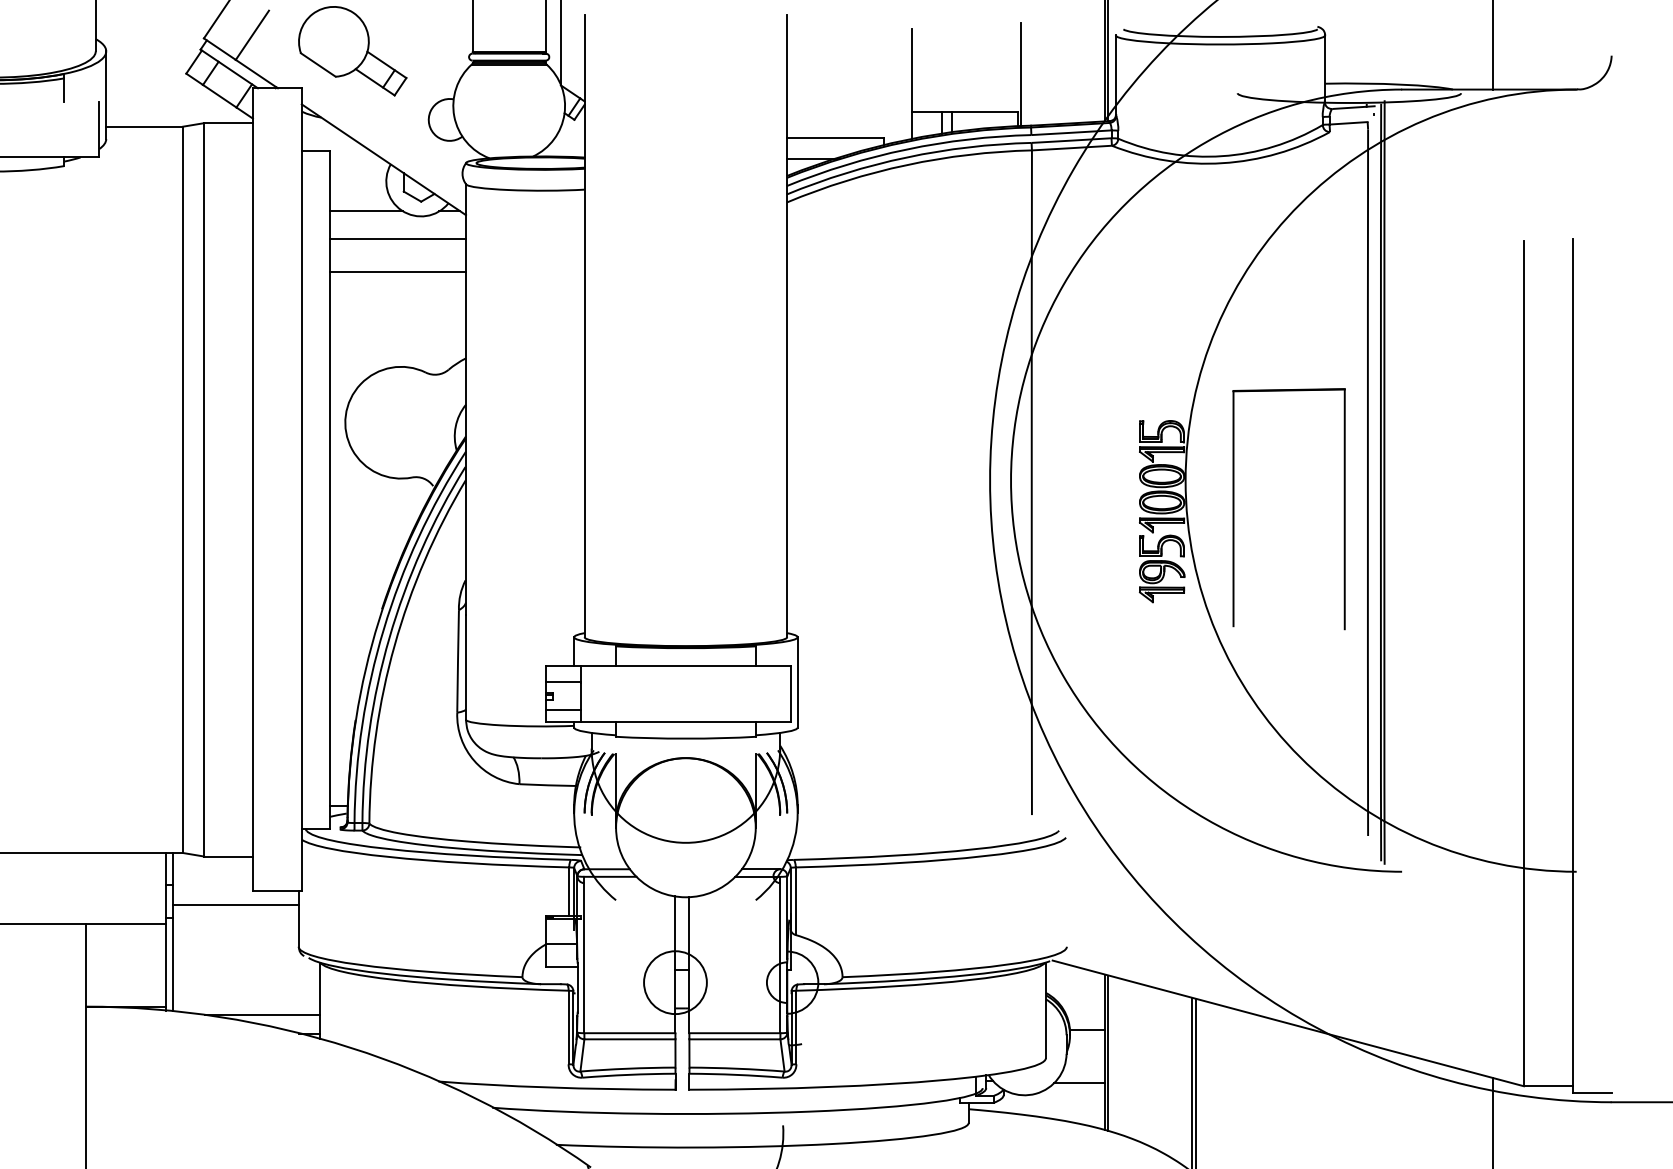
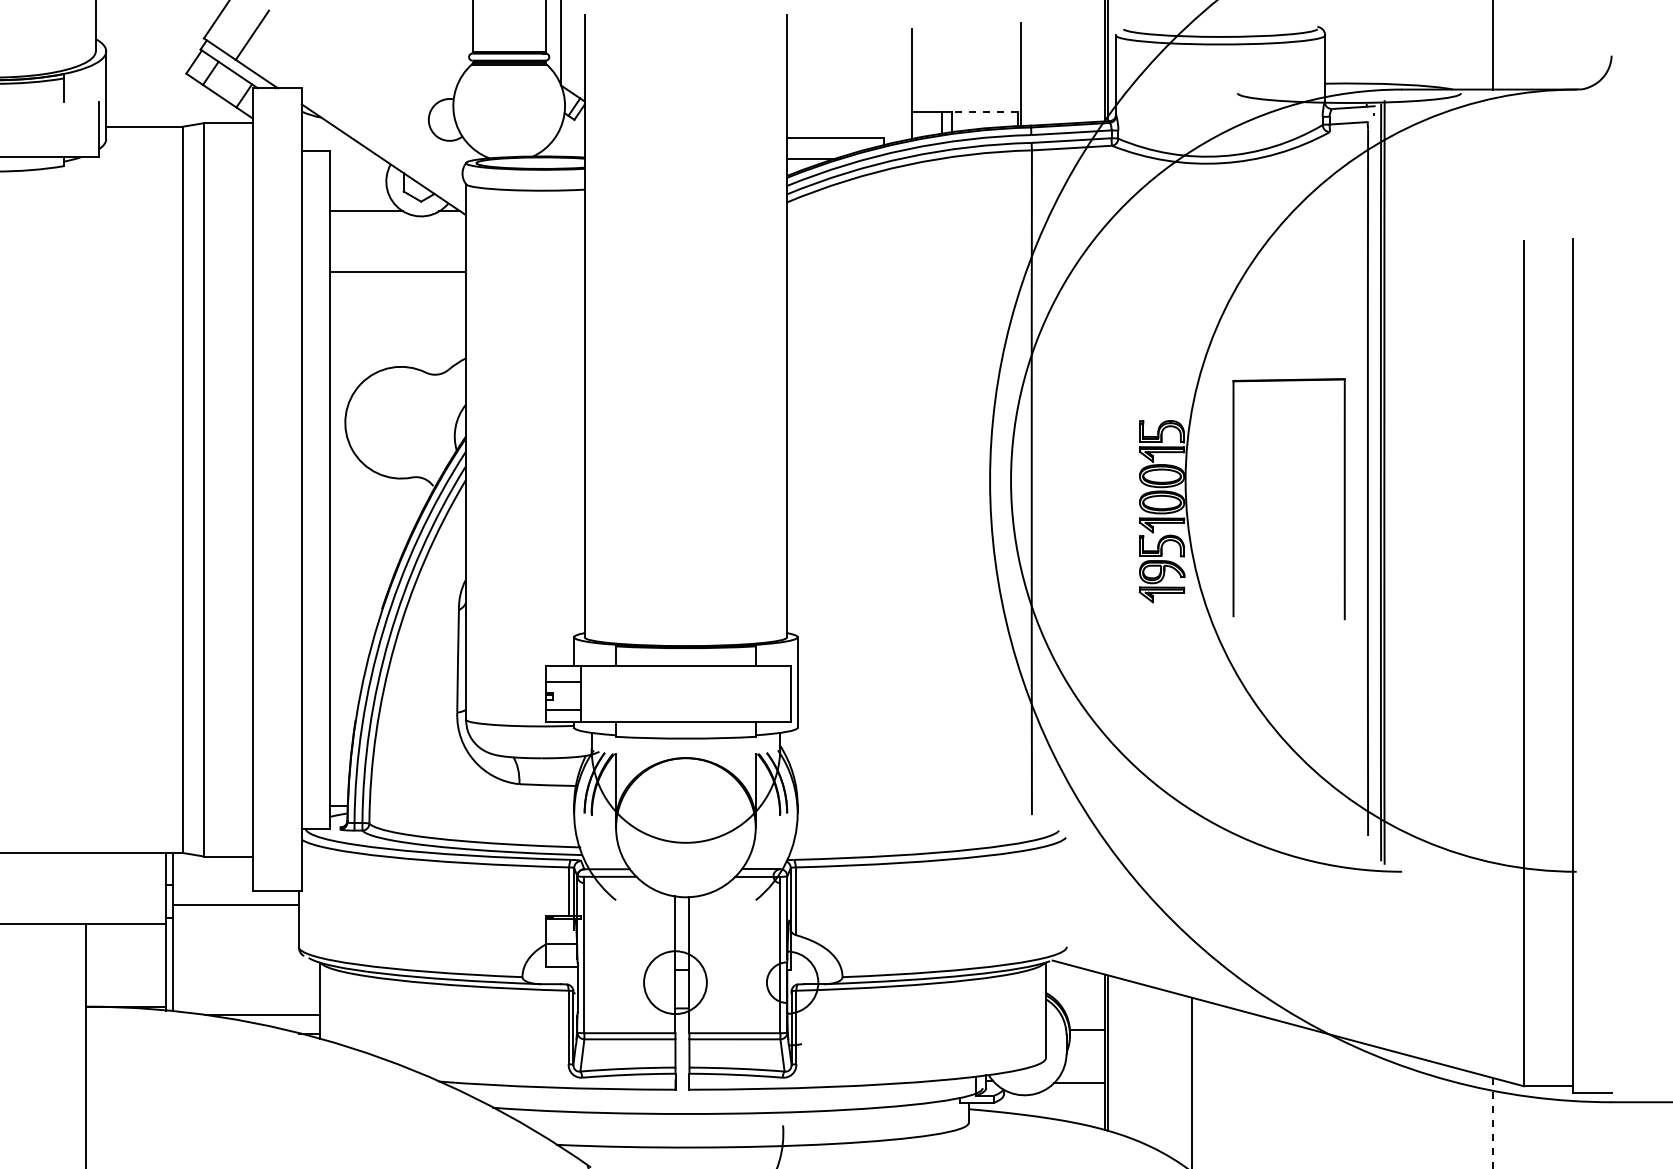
part: present -> none (352, 51)
line: solid -> dashed (984, 111)
line: present -> none (397, 239)
part position: (1234, 509) -> (1234, 499) (1234, 499)
line: present -> none (1195, 1082)
line: solid -> dashed (1492, 1123)
